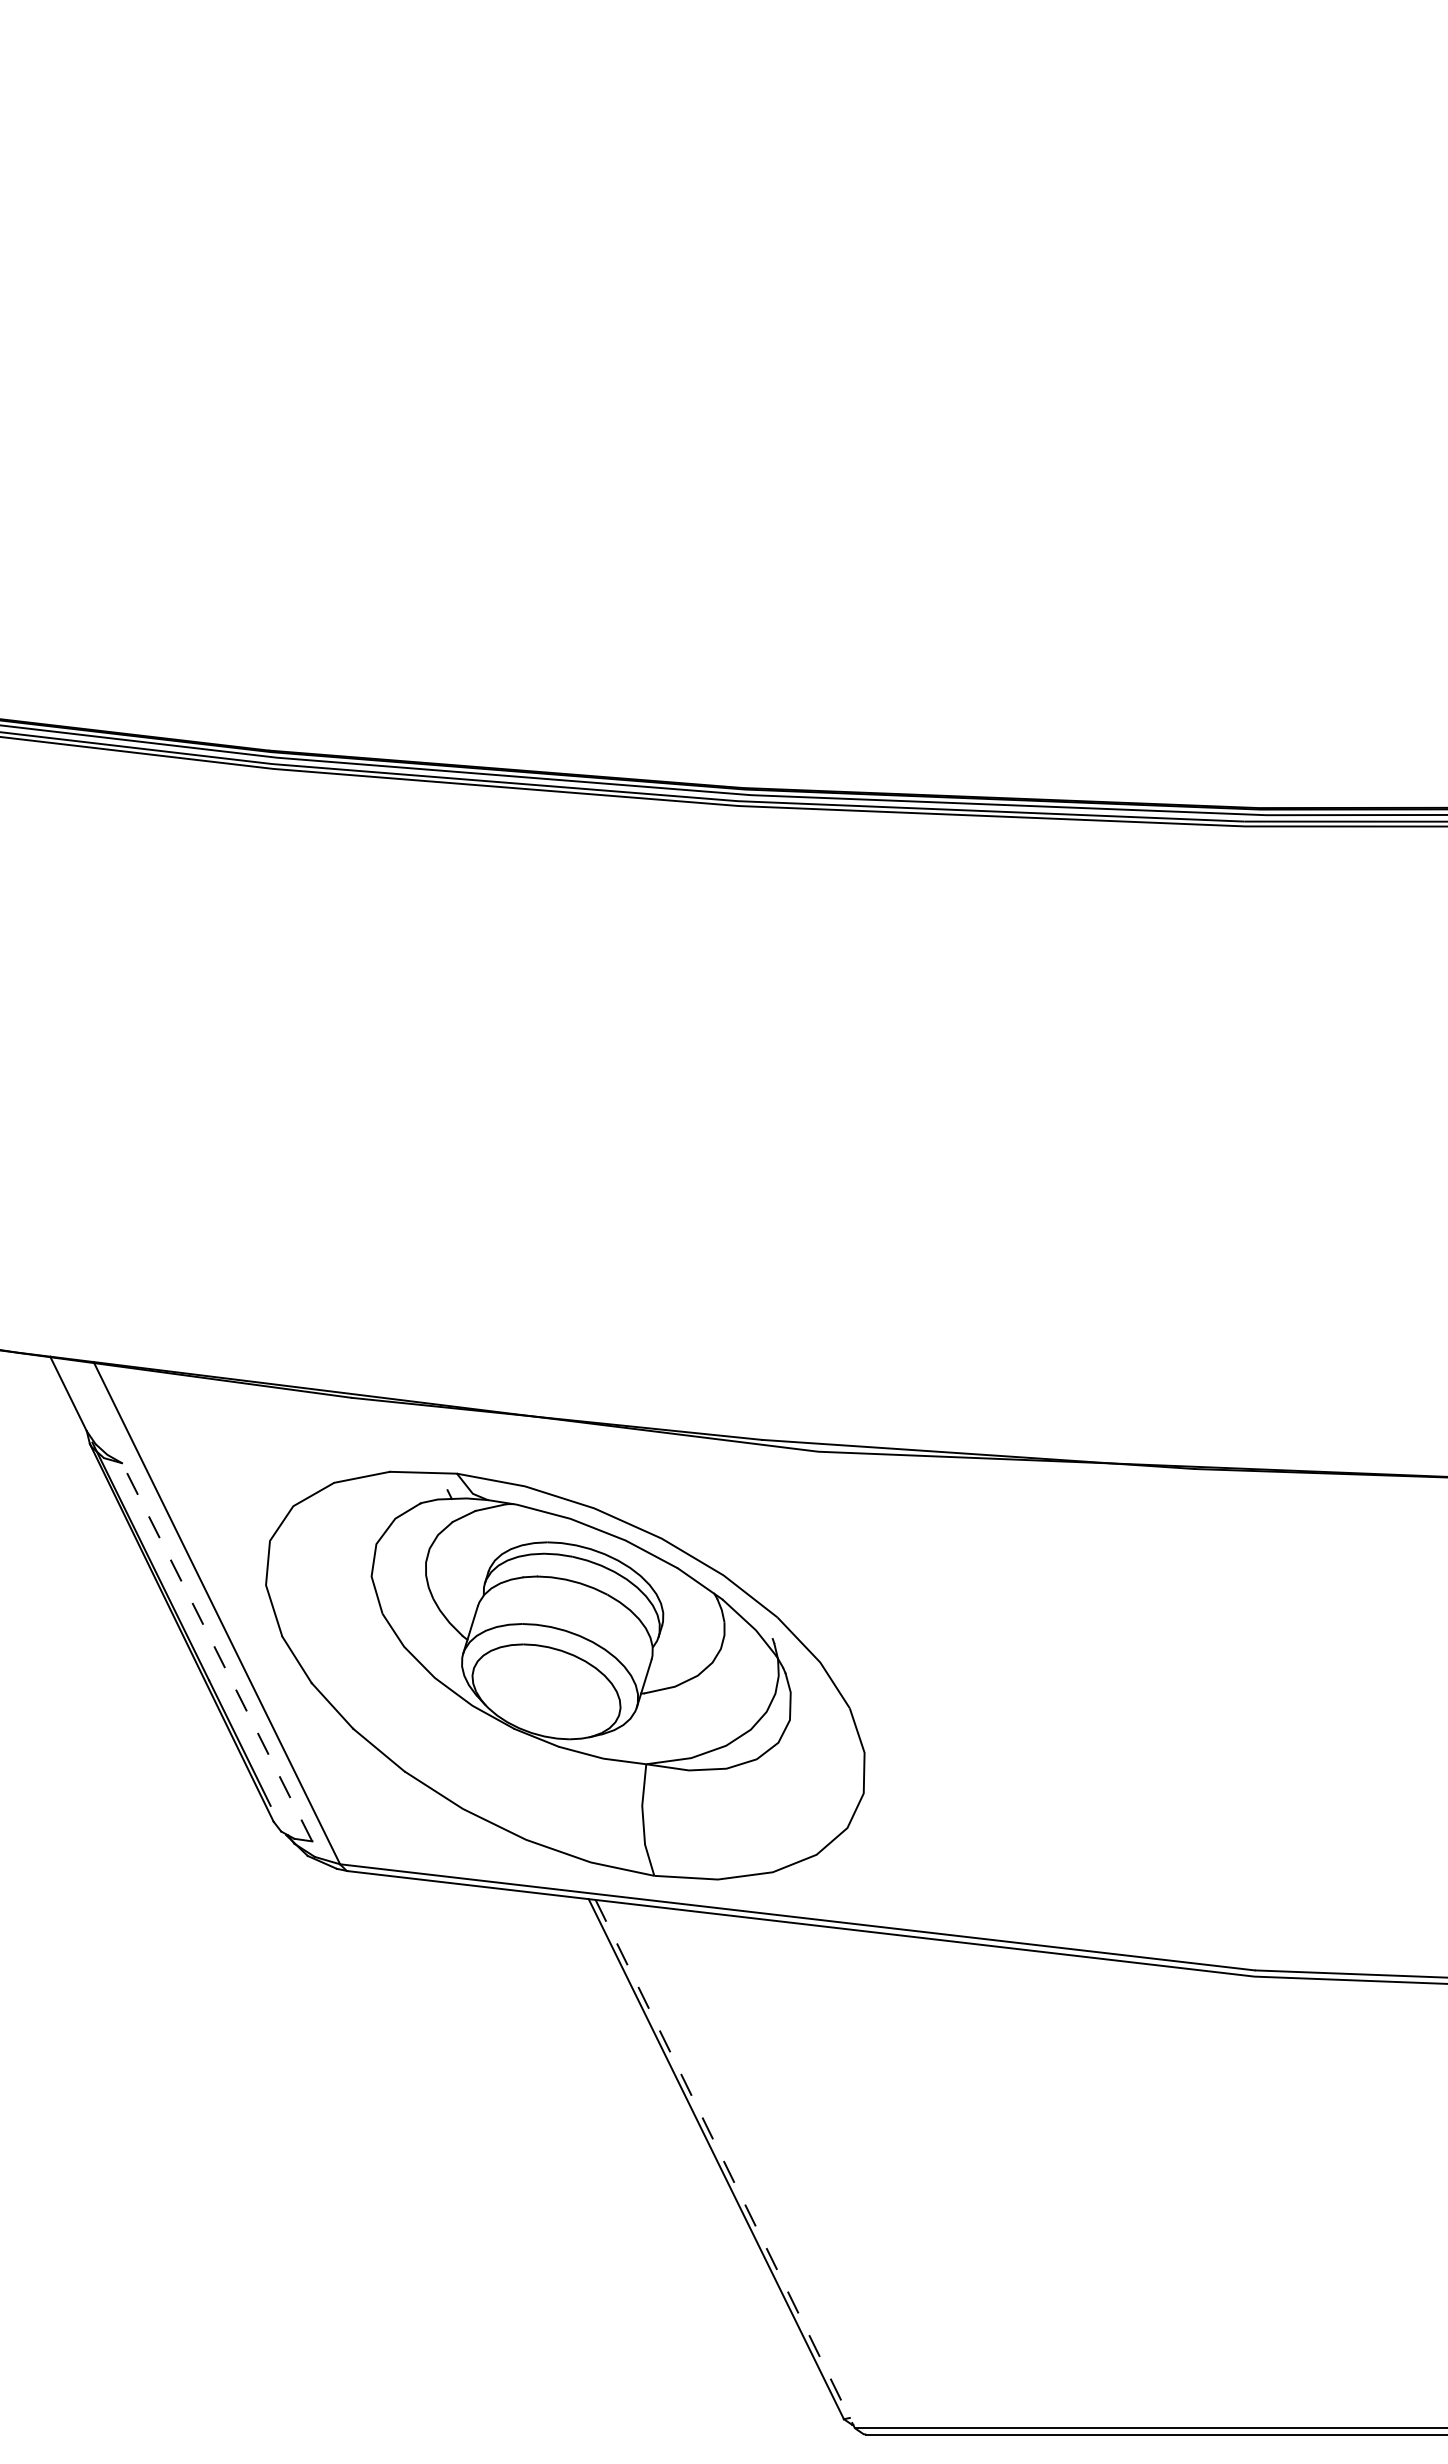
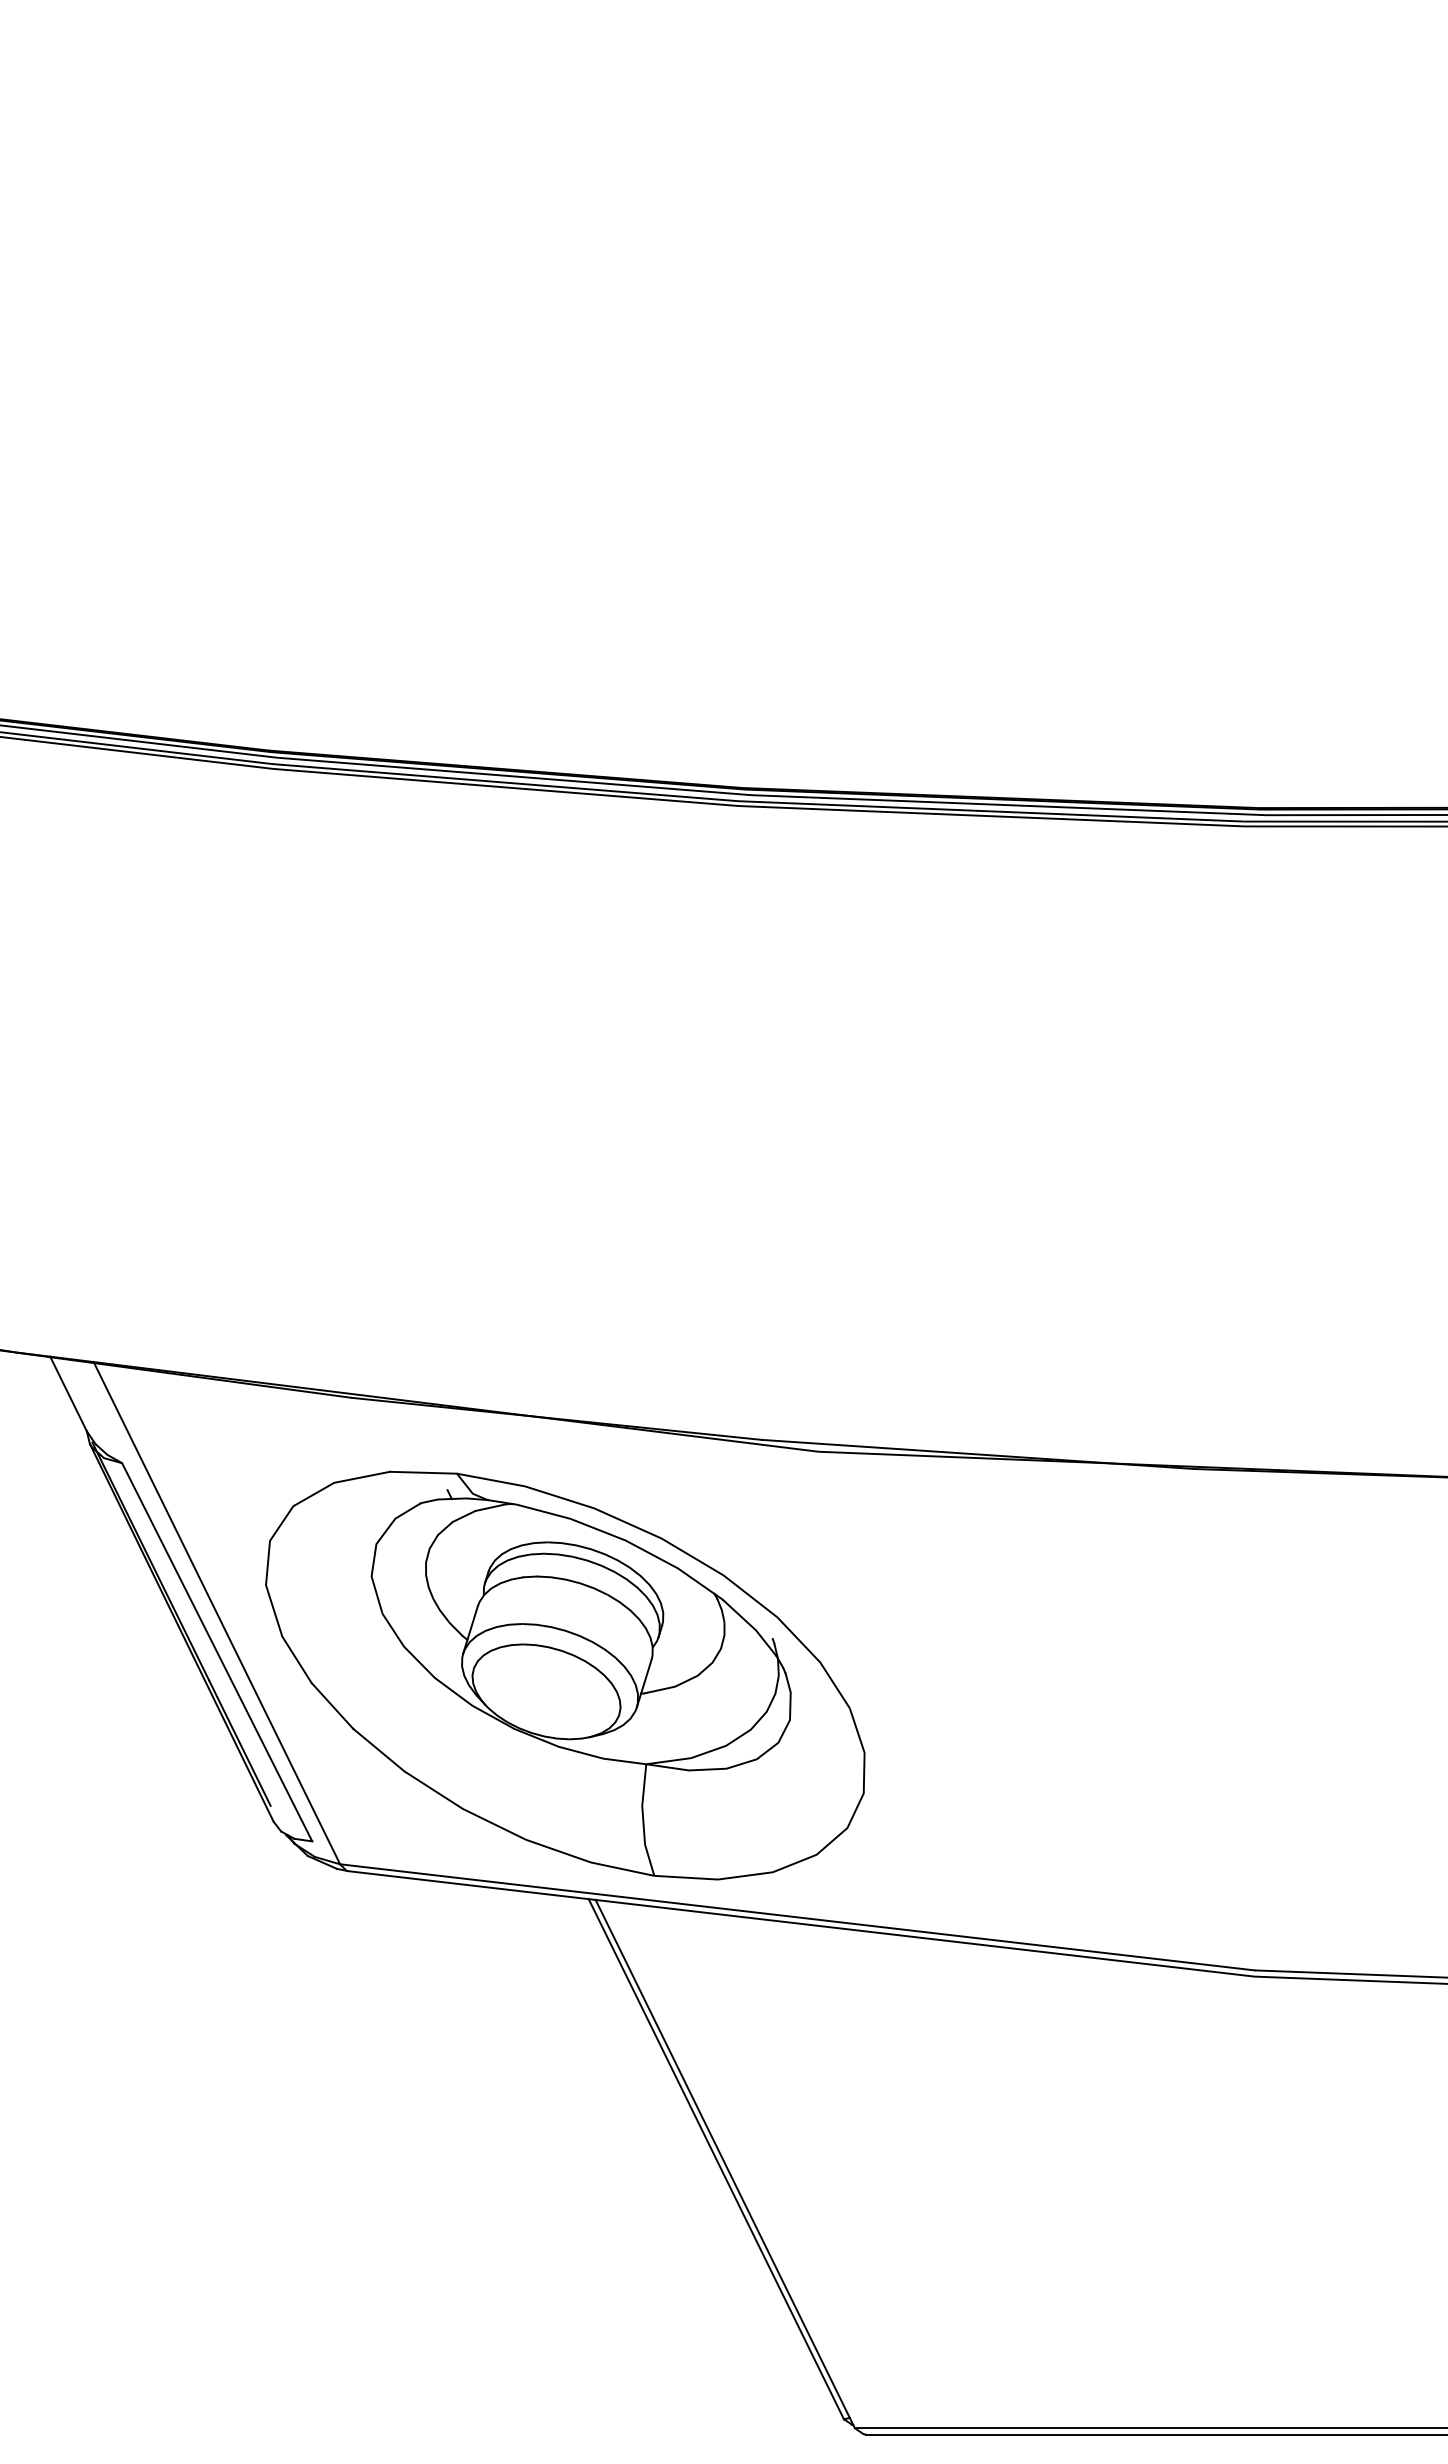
line: dashed -> solid (216, 1651)
line: dashed -> solid (725, 2164)
